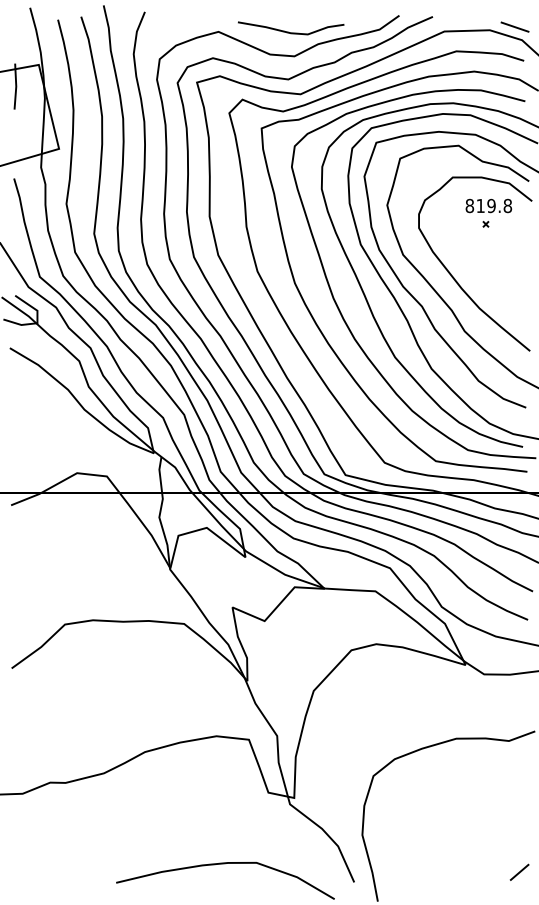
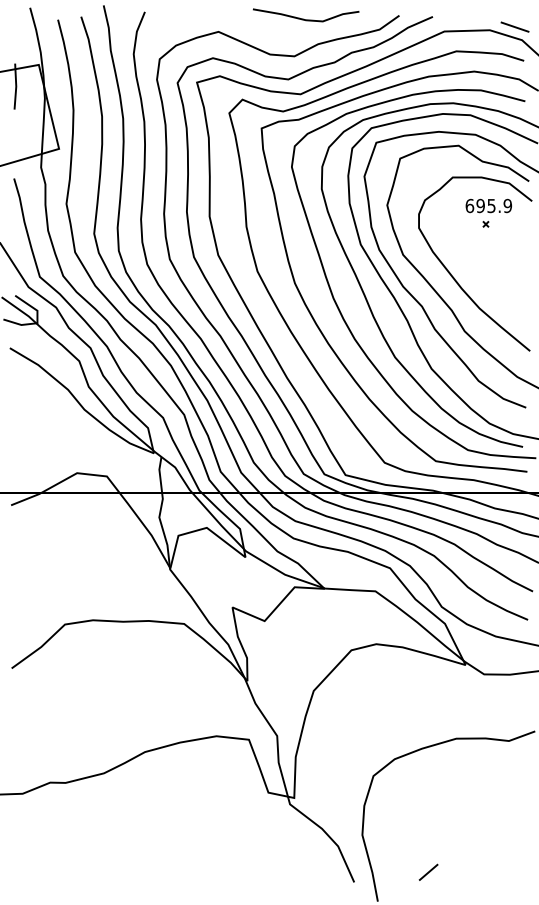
curve position: (291, 32) -> (306, 19) (306, 19)
text: 819.8 -> 695.9 (488, 205)
curve: present -> none (225, 864)
line position: (519, 871) -> (428, 871) (428, 871)
